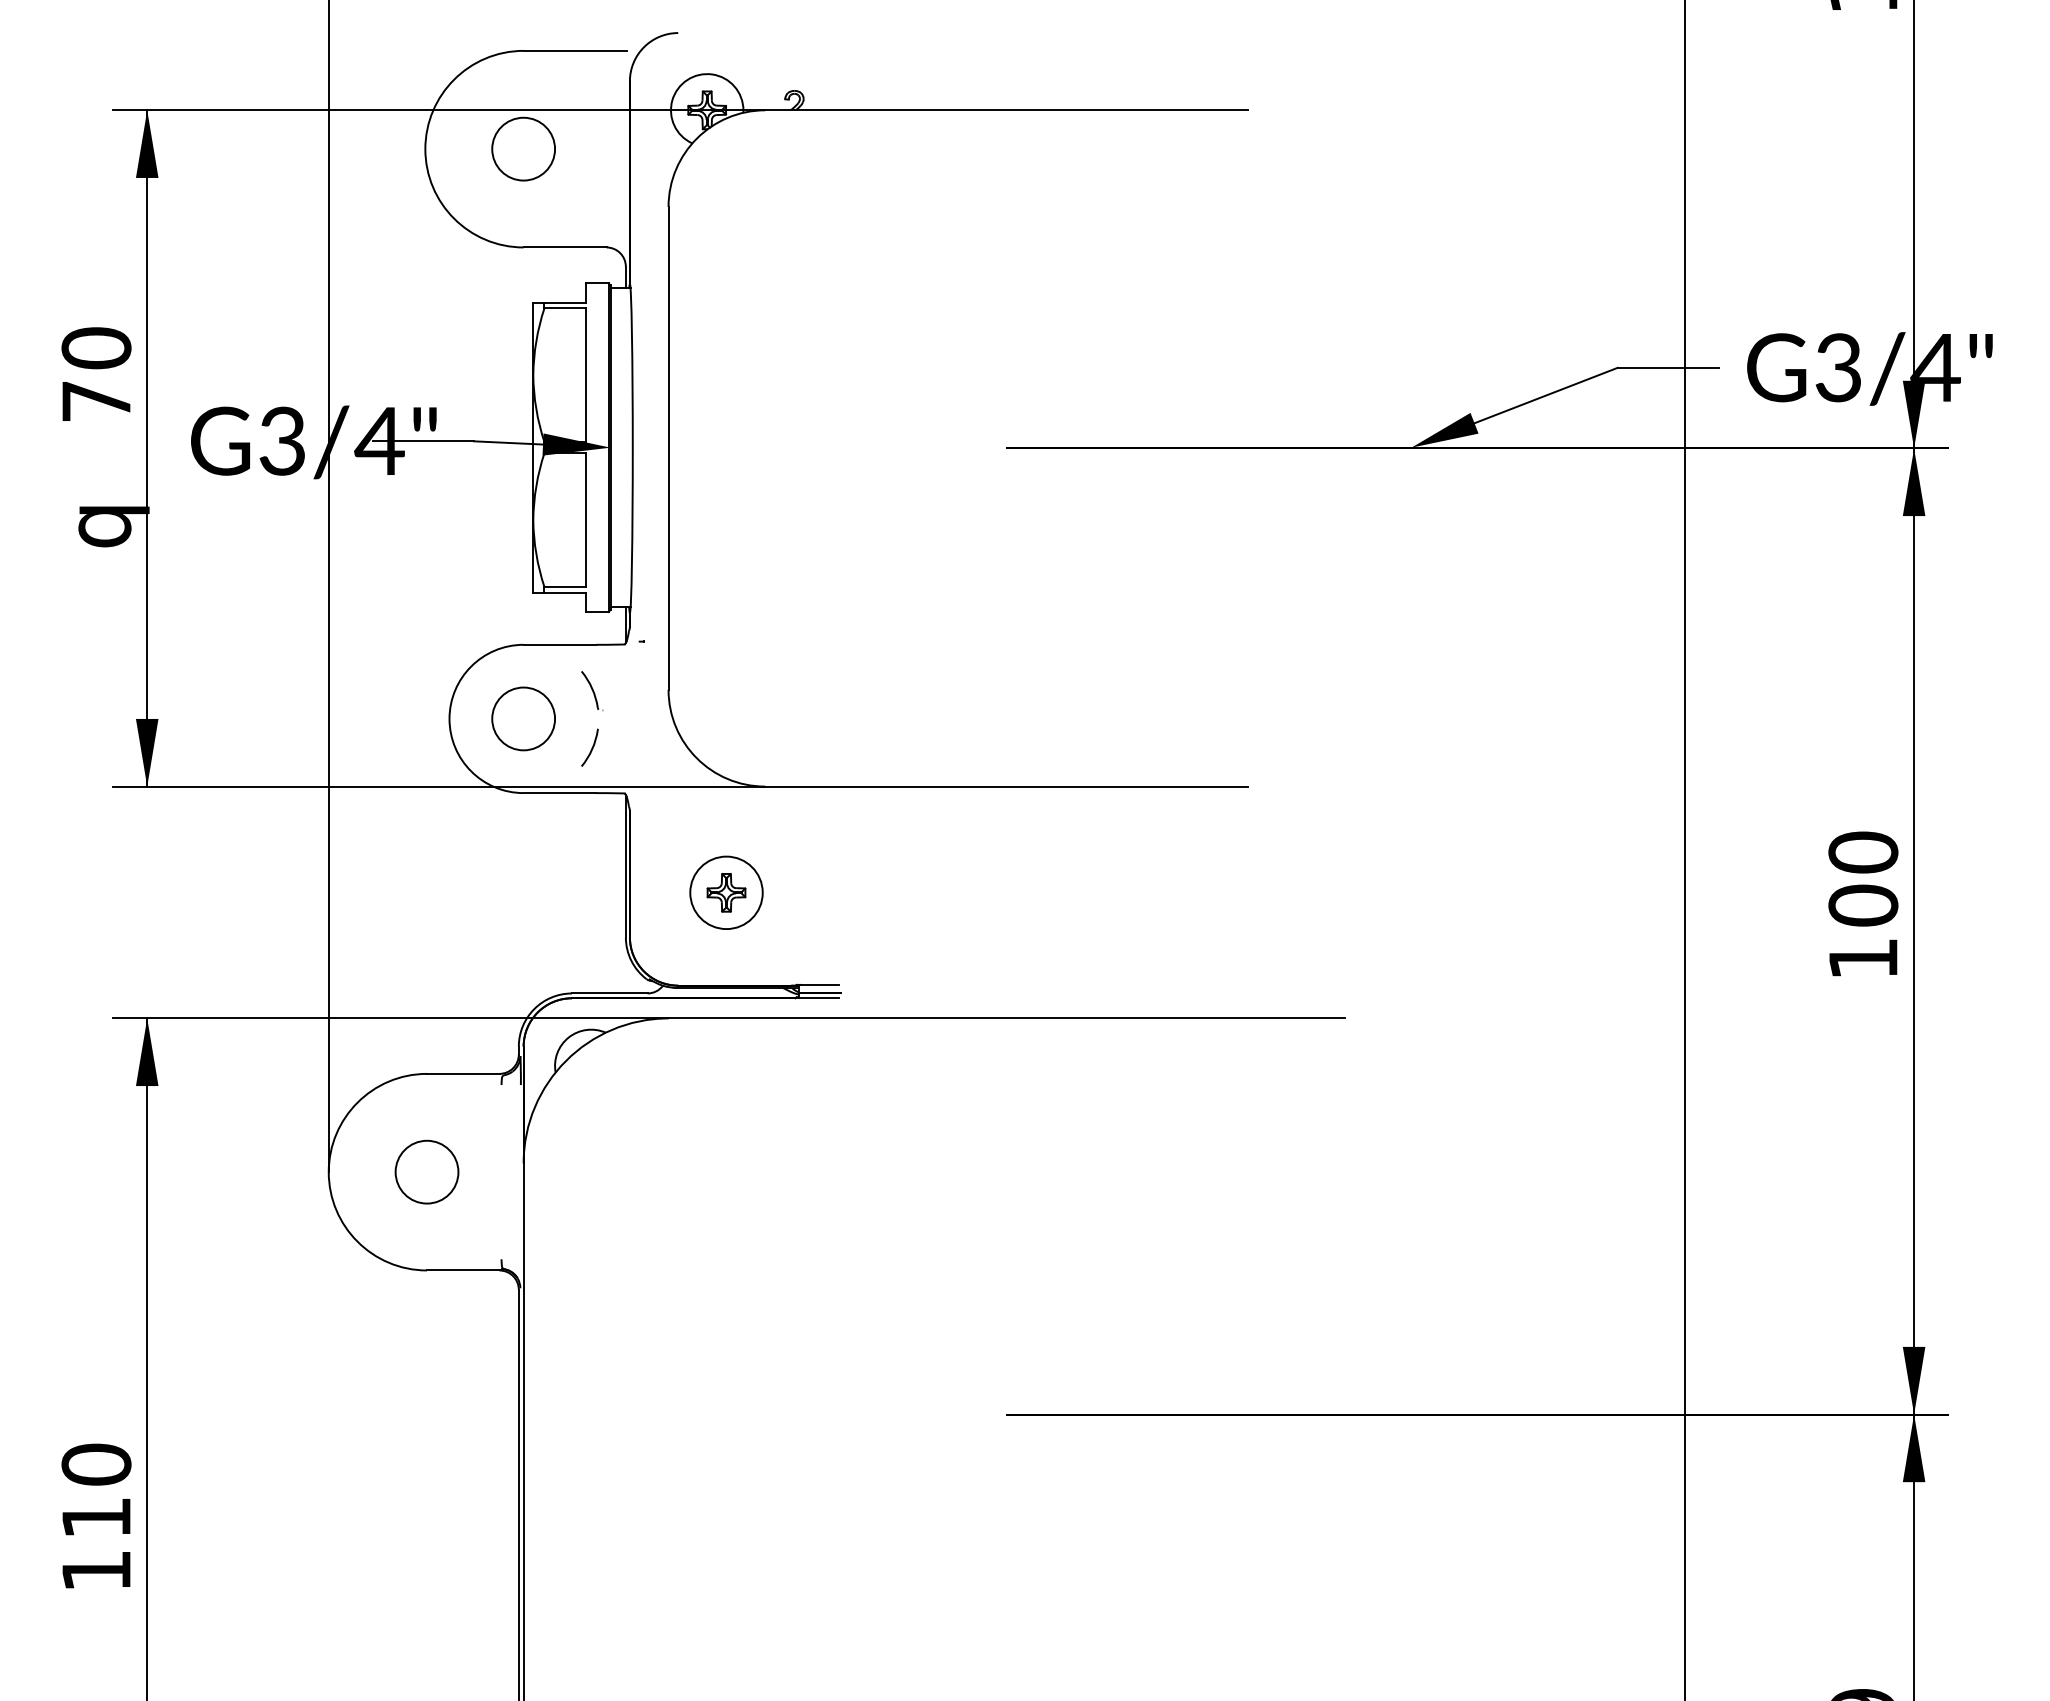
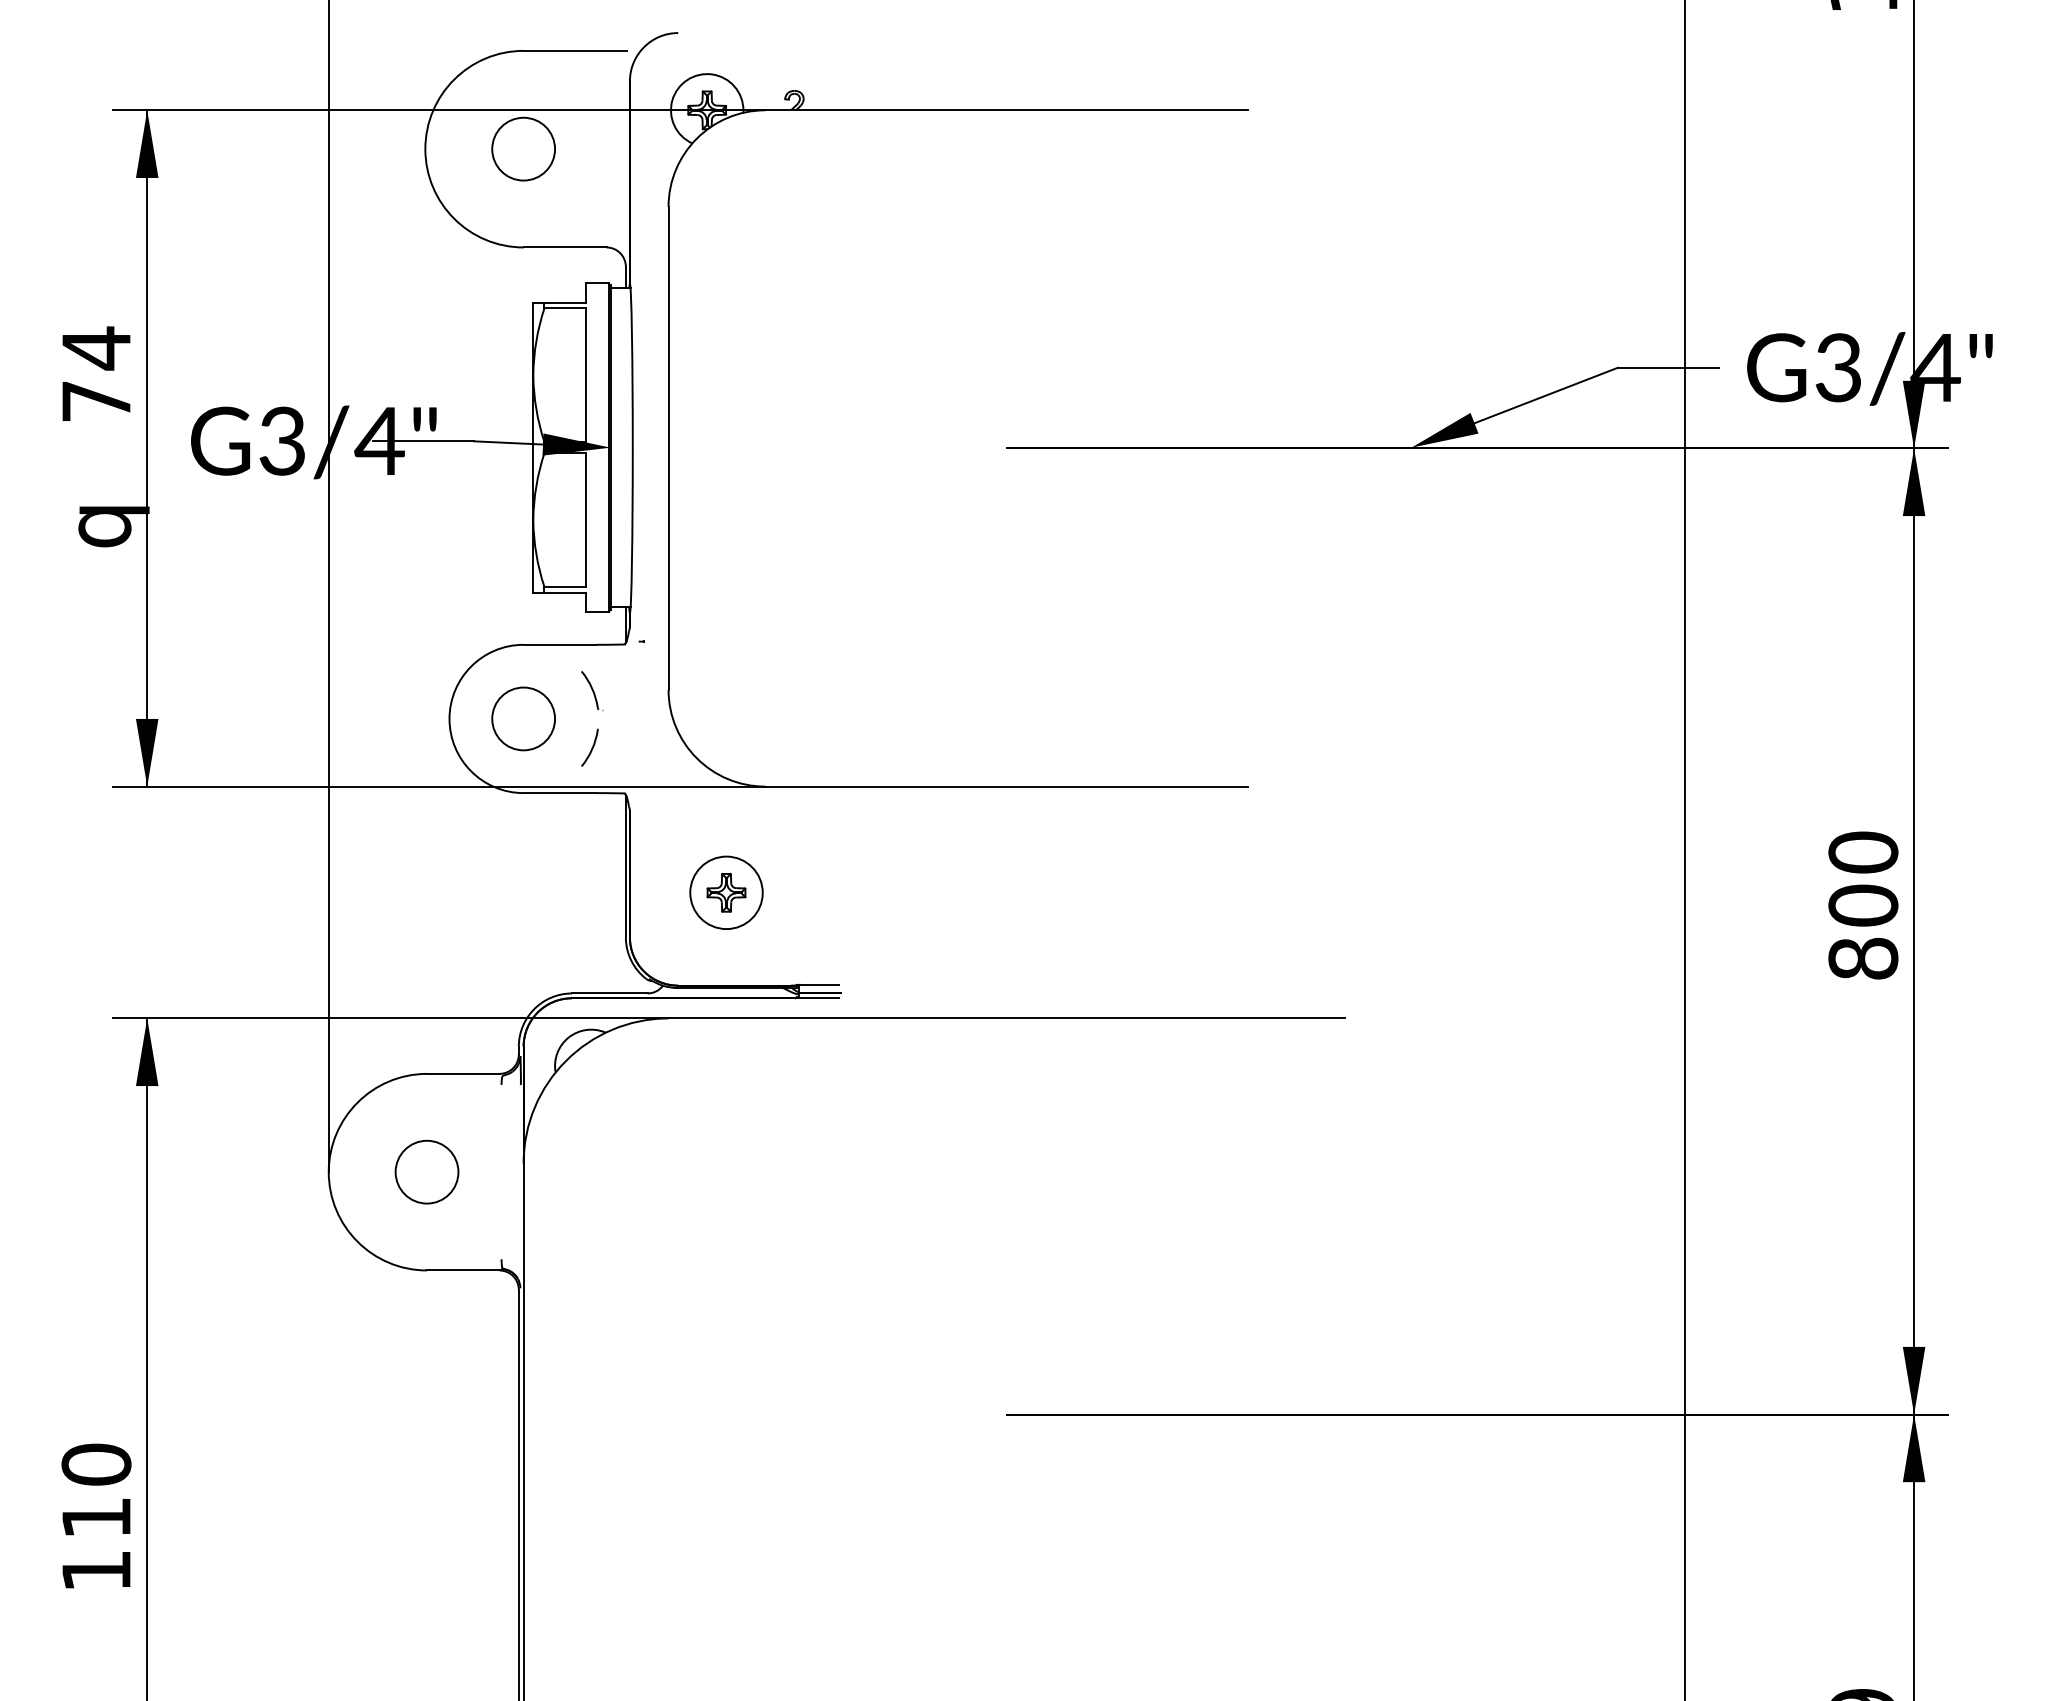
text: 70 -> 74 (96, 348)
text: 100 -> 800 (1863, 958)
